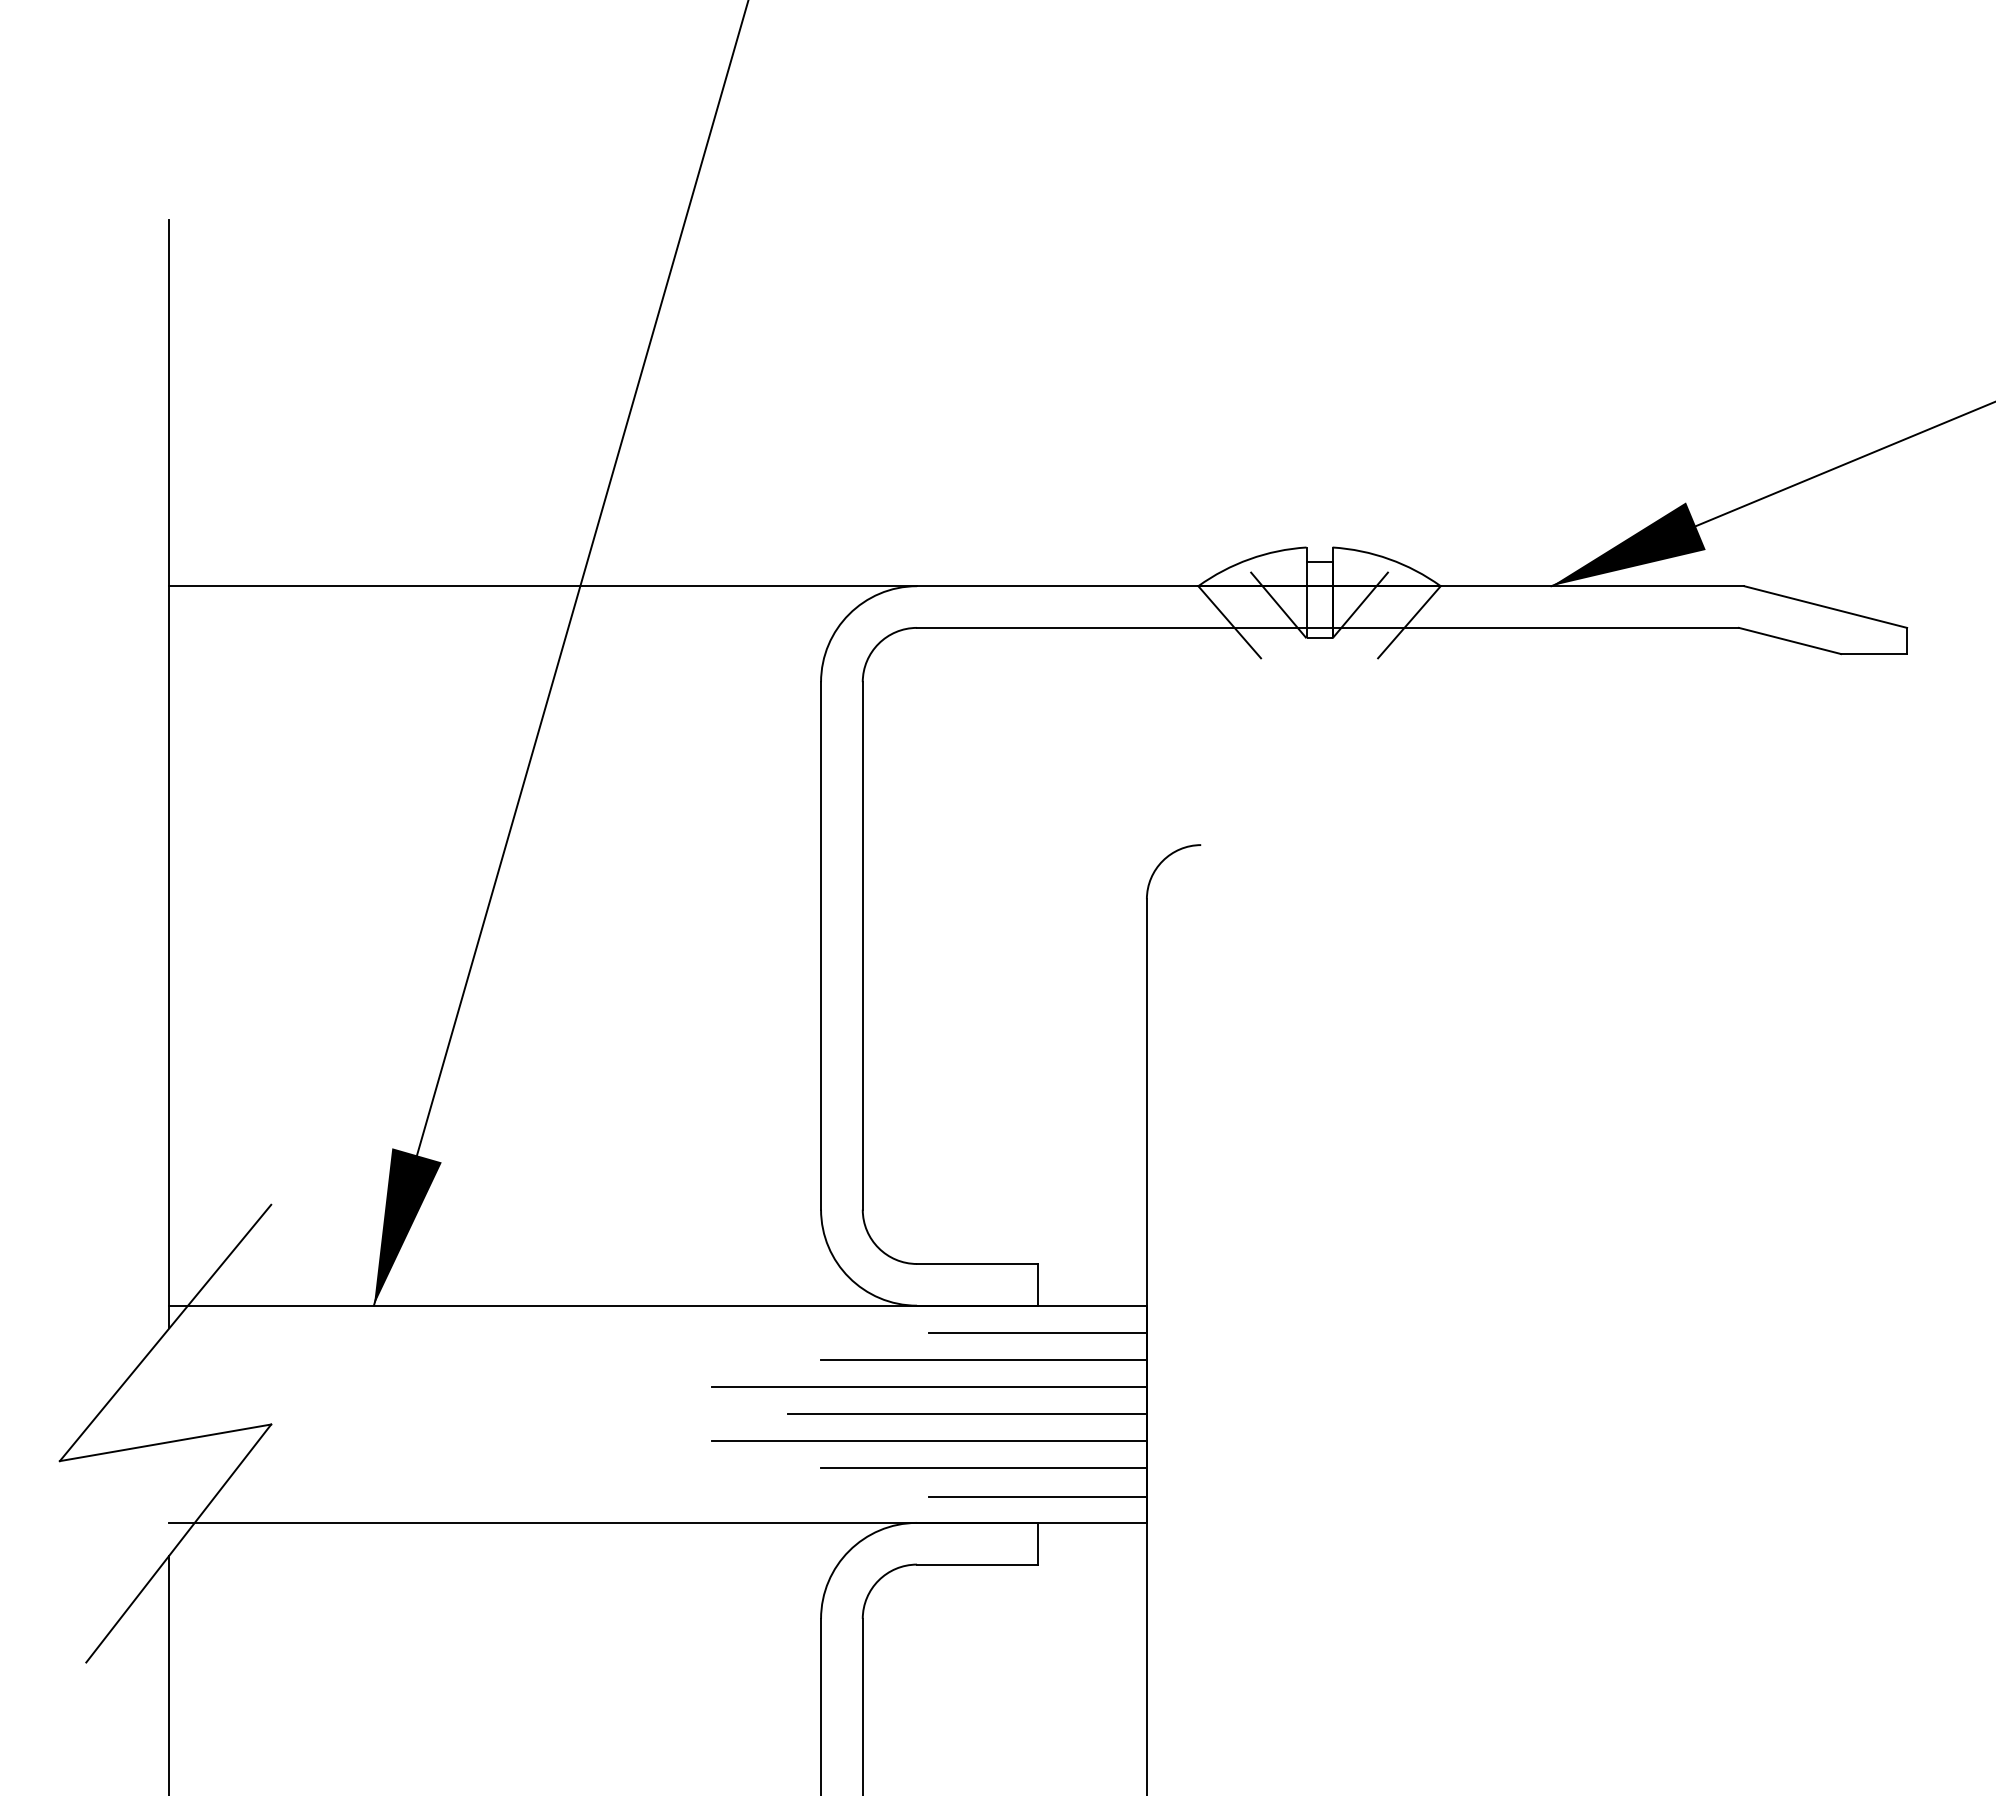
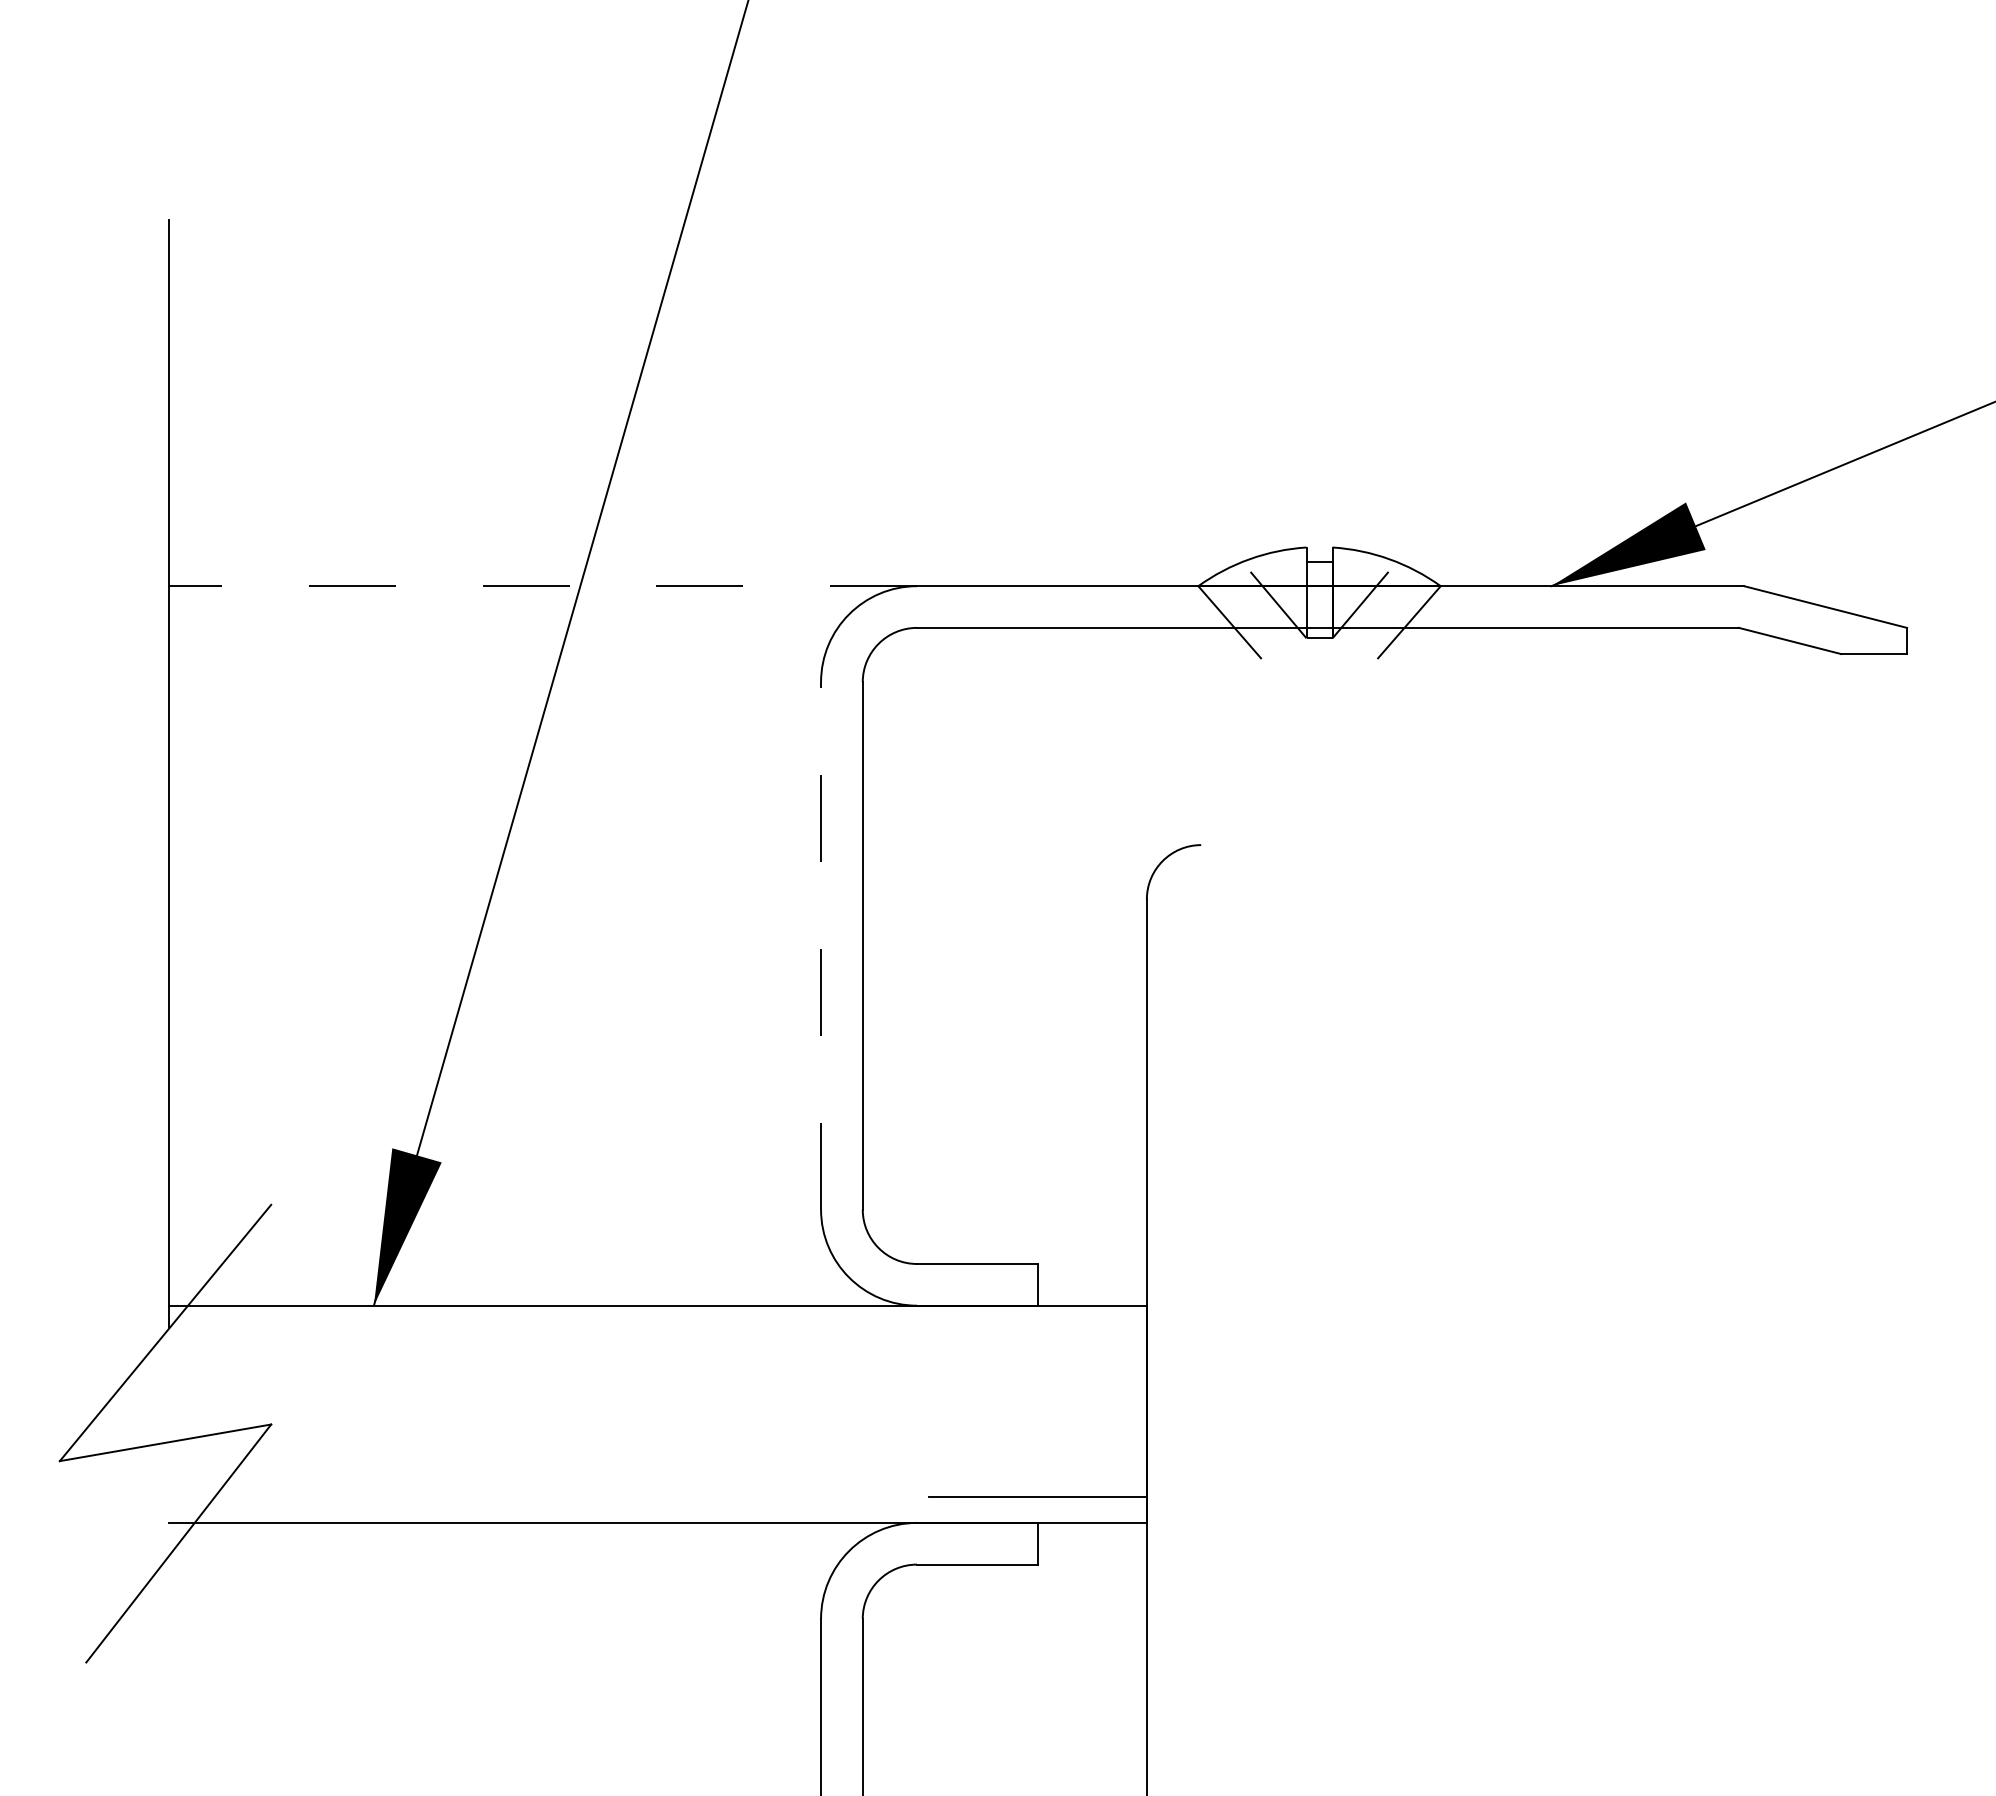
line: solid -> dashed (543, 586)
line: solid -> dashed (821, 945)
line: present -> none (1037, 1333)
line: present -> none (983, 1360)
line: present -> none (929, 1387)
line: present -> none (967, 1414)
line: present -> none (929, 1441)
line: present -> none (983, 1468)
line: present -> none (169, 1673)
